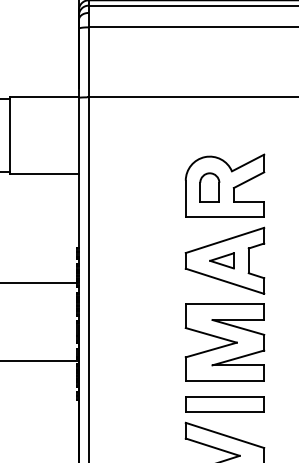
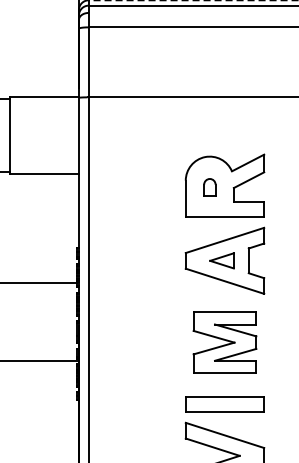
line: solid -> dashed (193, 0)
part size: 22x31 px -> 14x19 px (209, 187)
part size: 82x79 px -> 66x63 px (224, 342)
